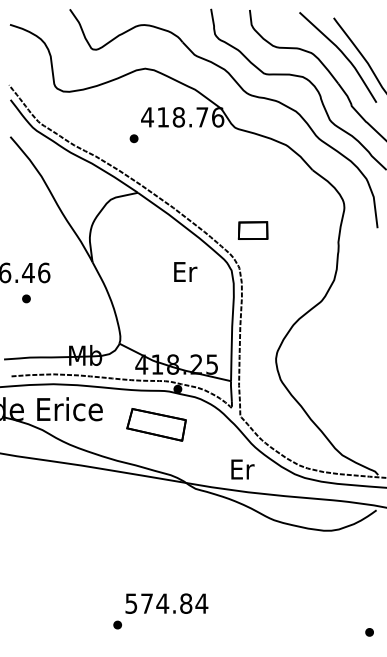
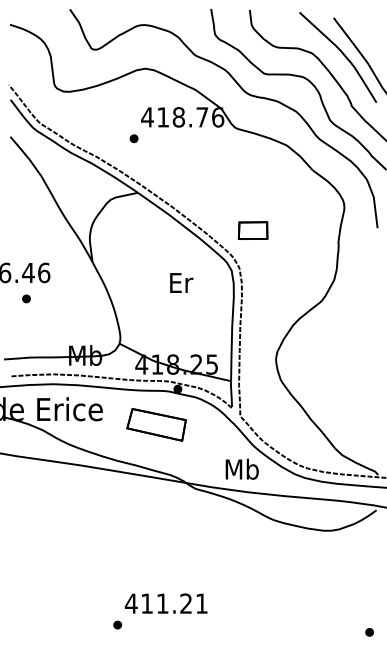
text position: (185, 271) -> (181, 282) (181, 282)
text: Er -> Mb (241, 468)
text: 574.84 -> 411.21 (166, 603)
